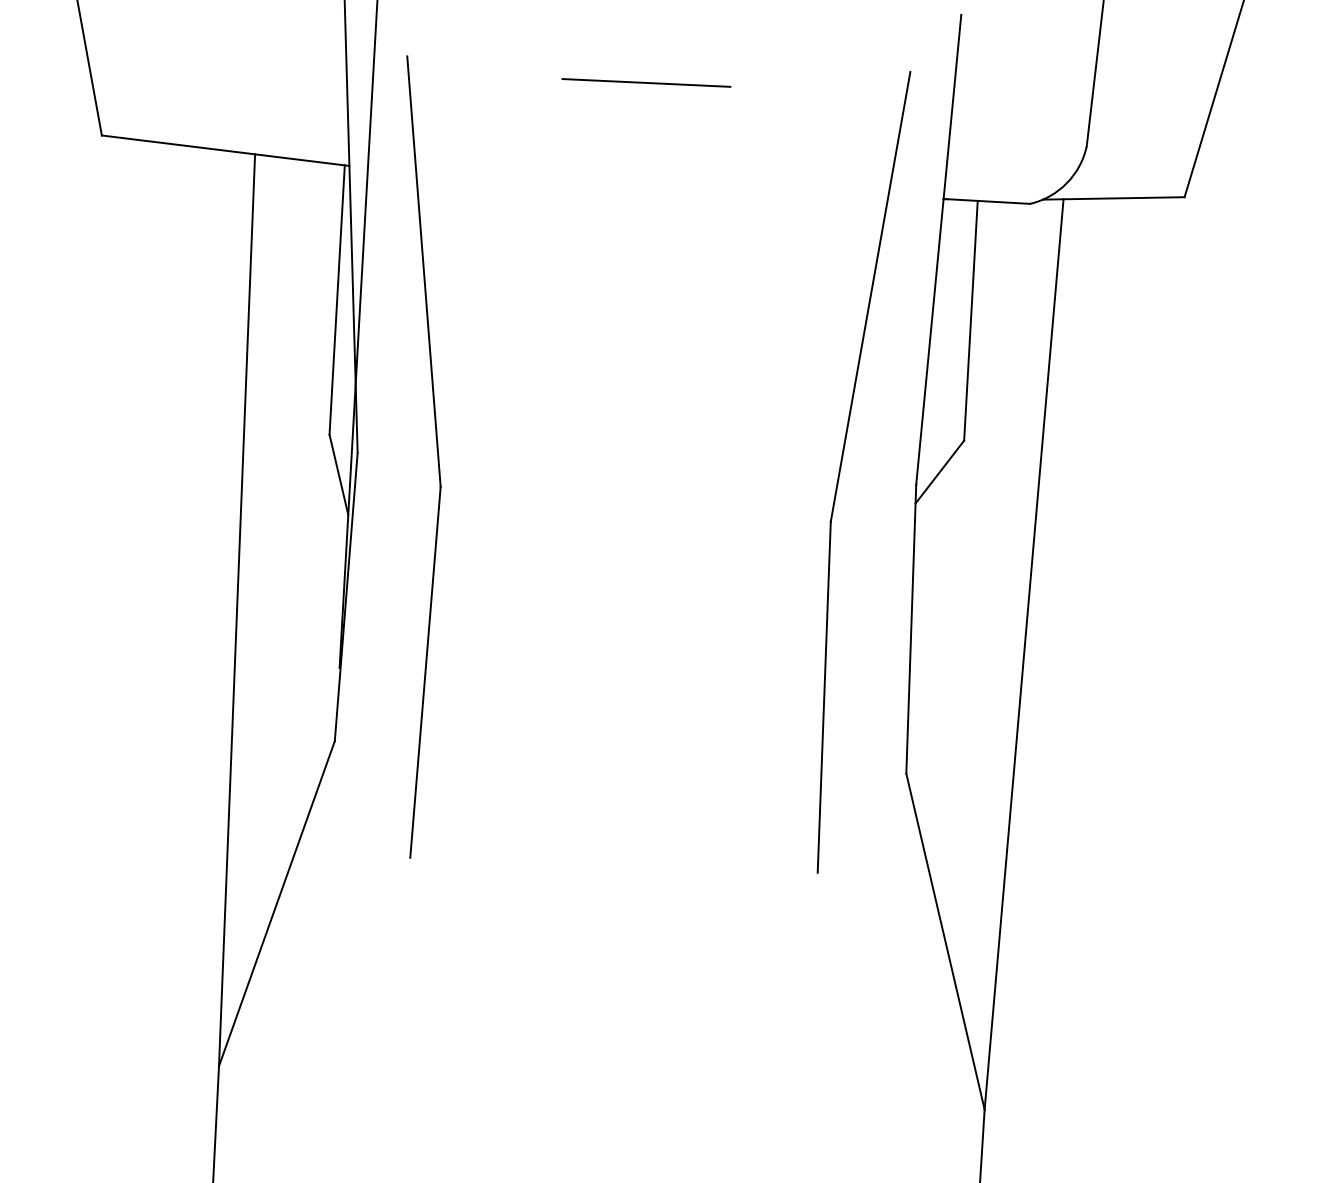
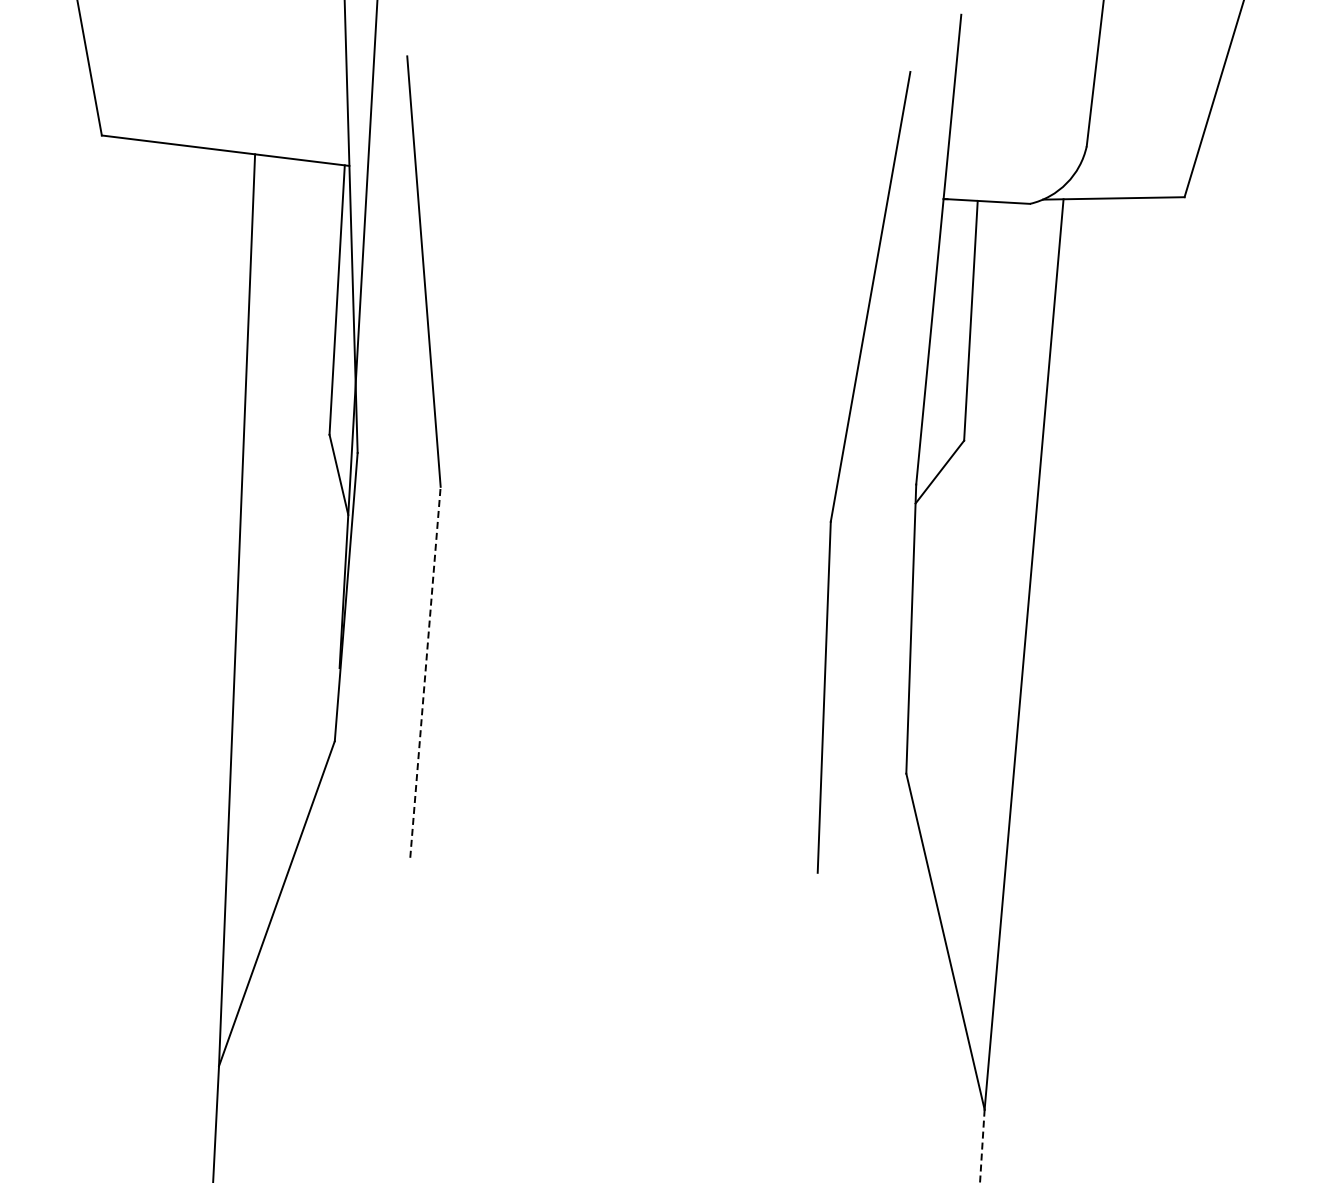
line: present -> none (646, 82)
line: solid -> dashed (425, 671)
line: solid -> dashed (982, 1146)
